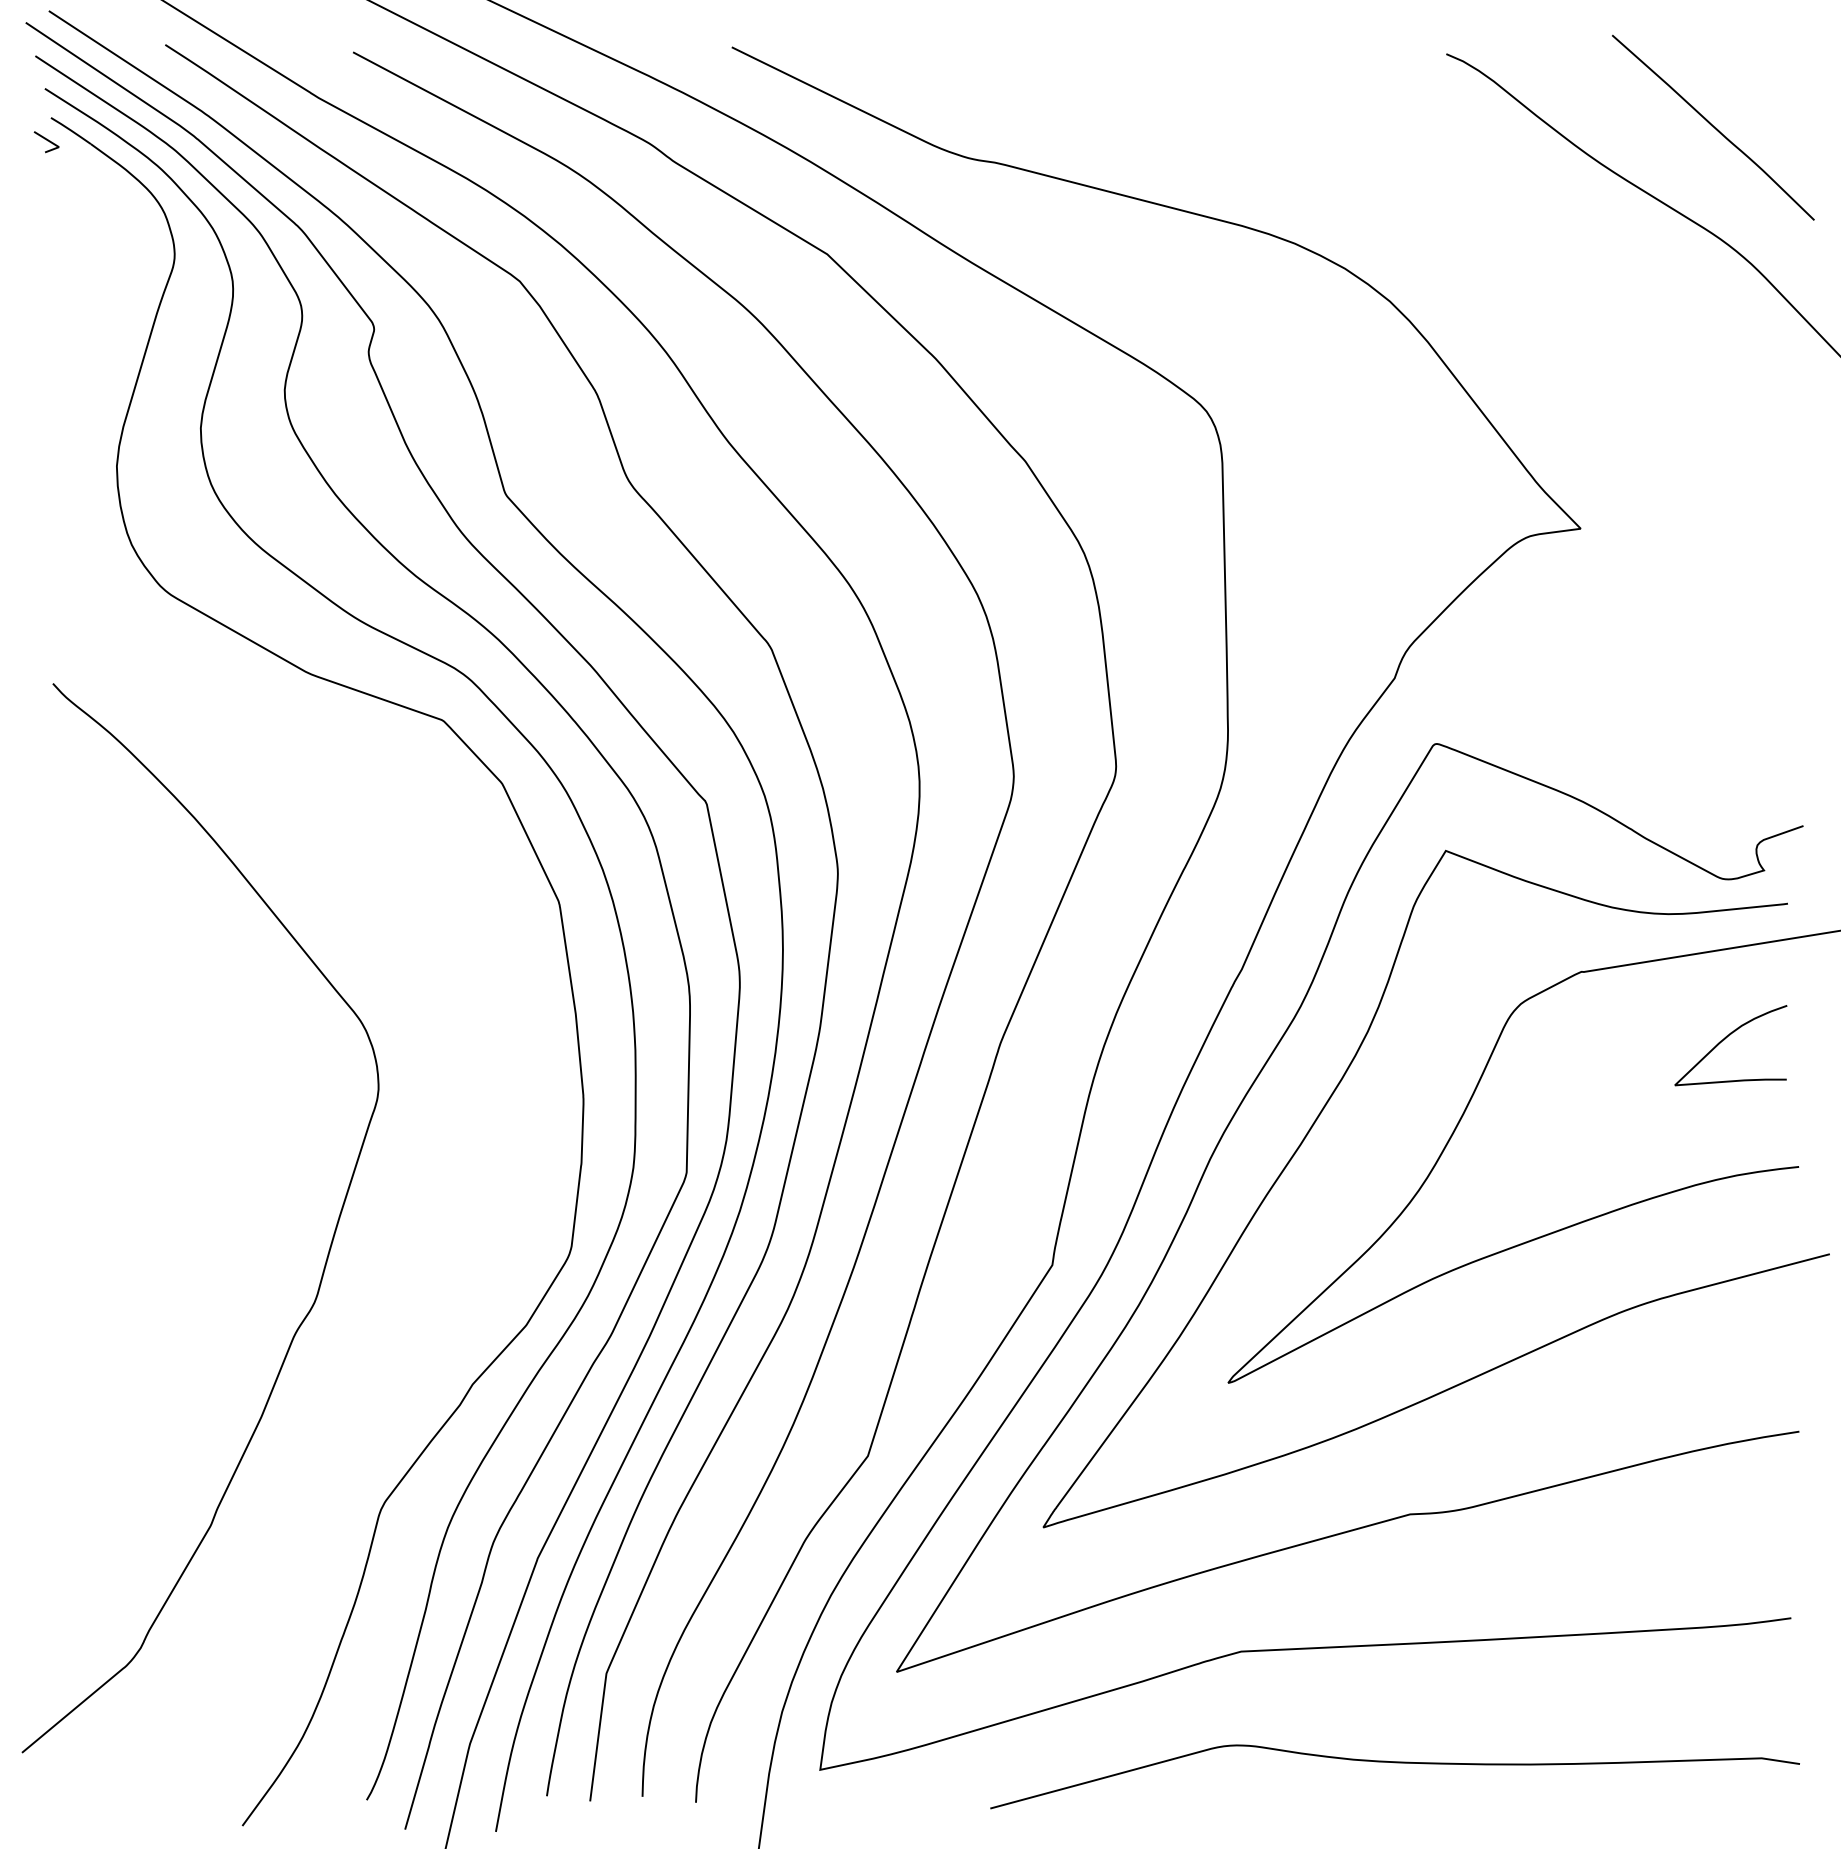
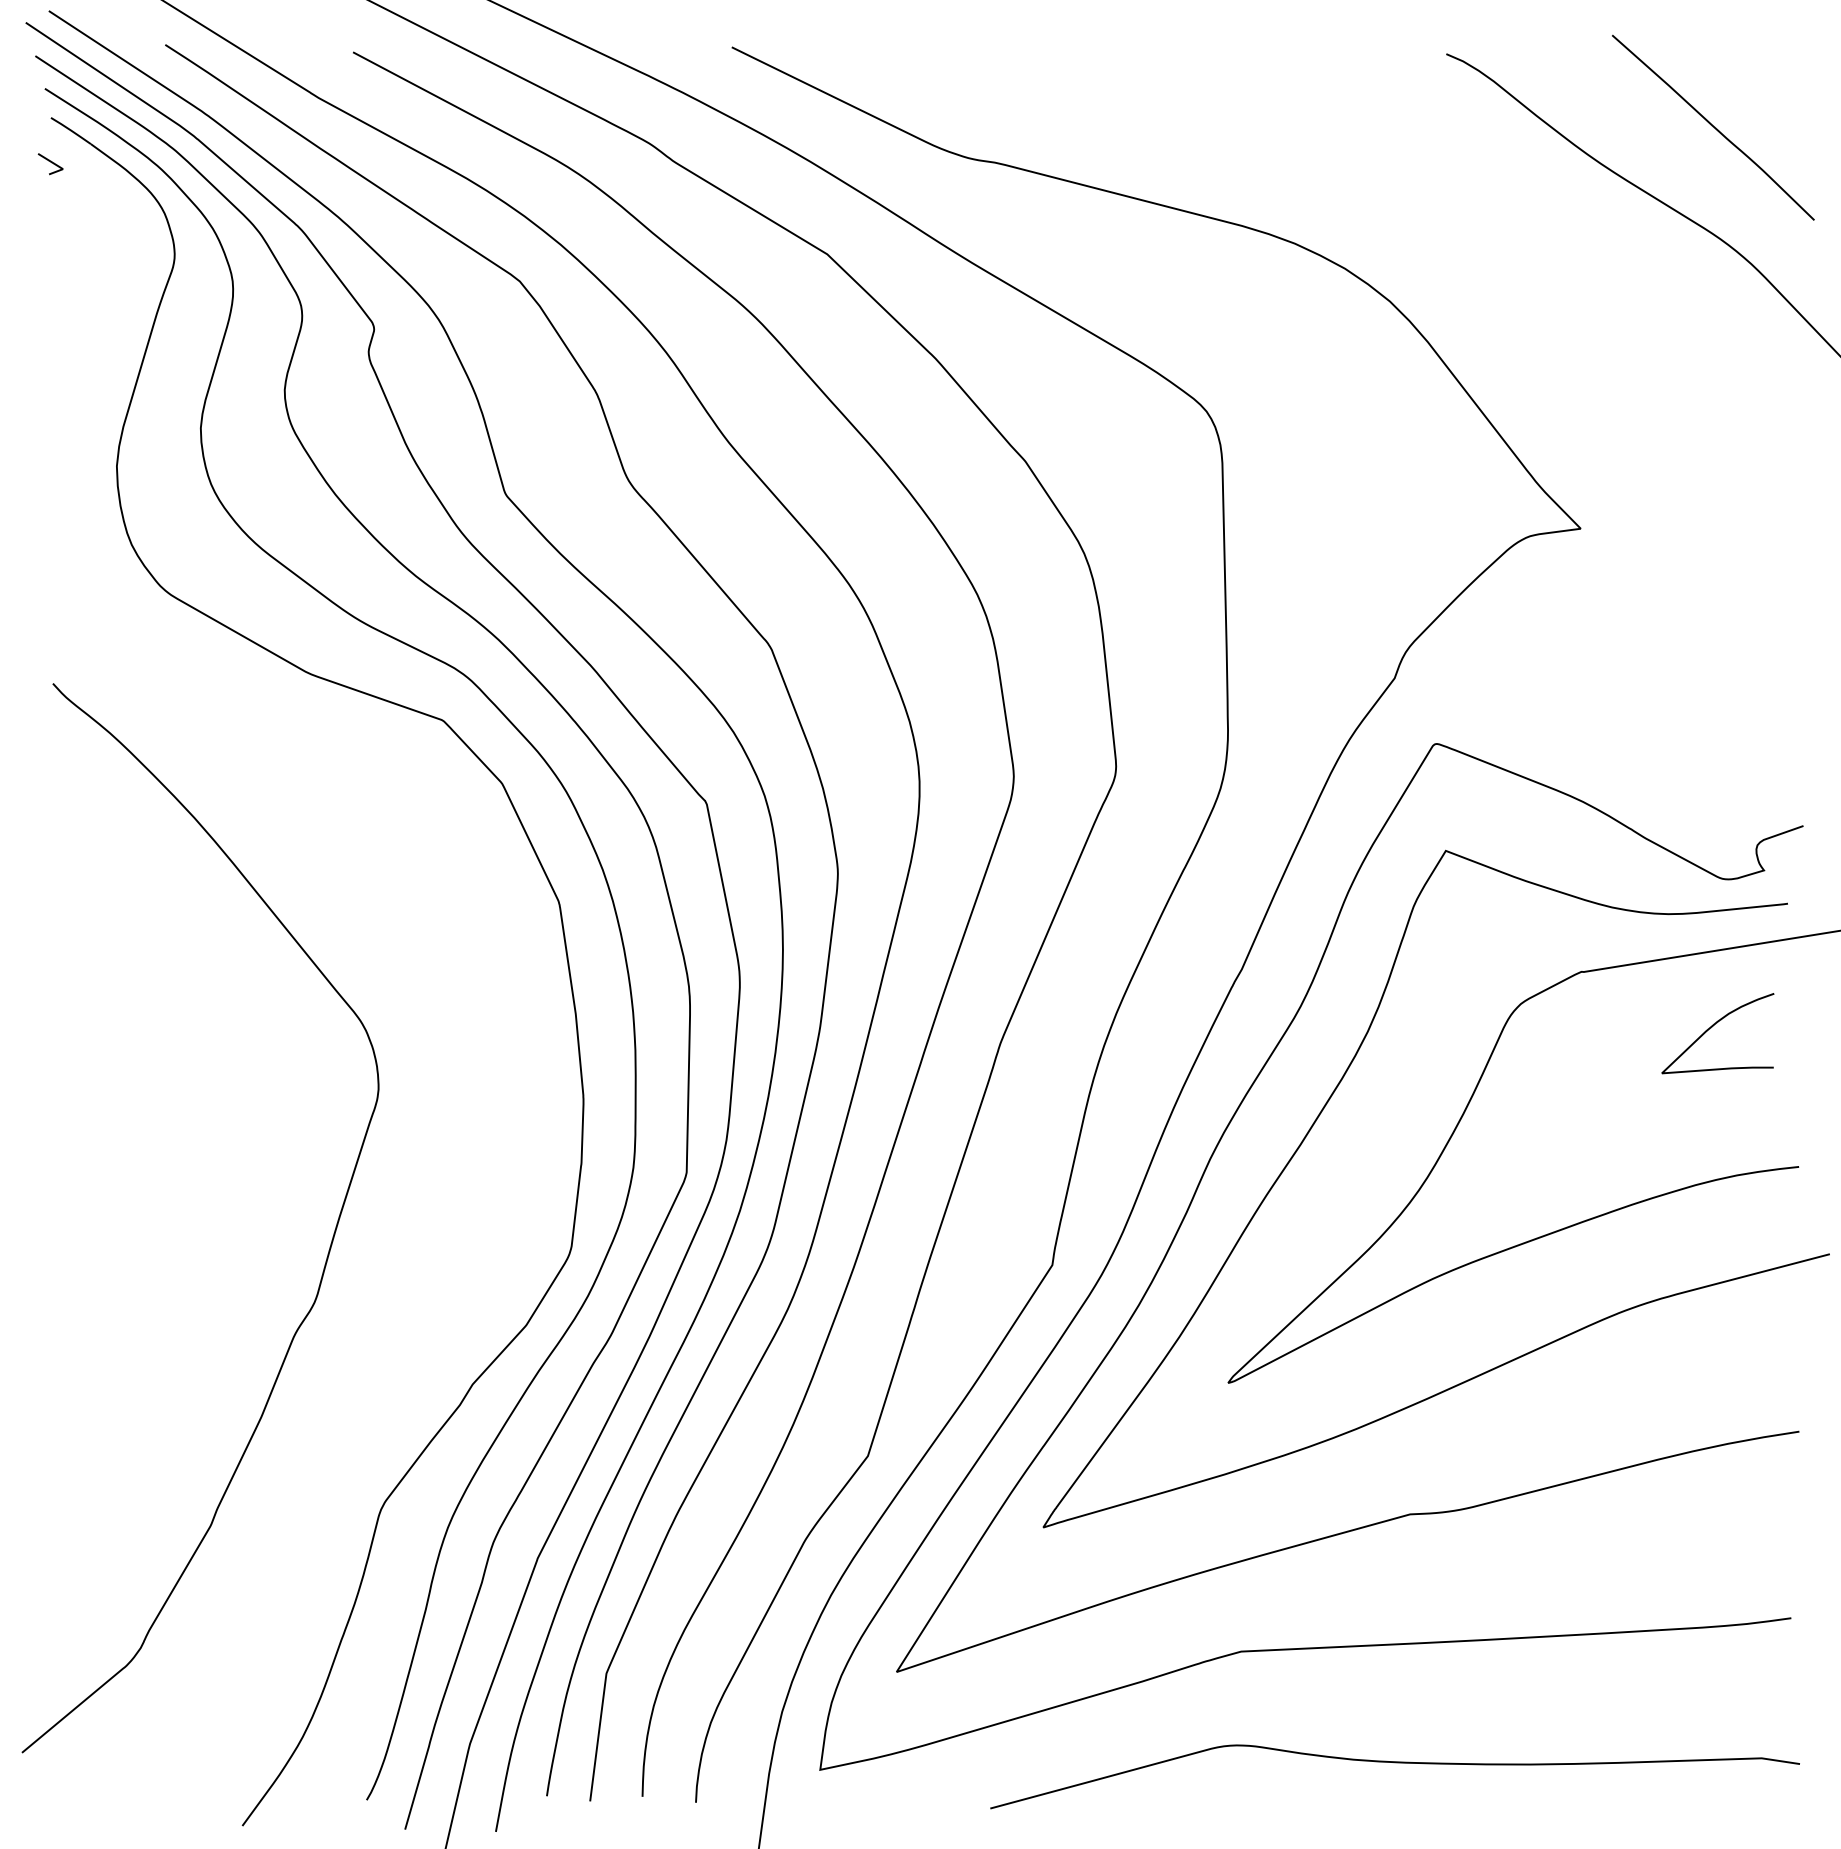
line position: (47, 141) -> (51, 163) (51, 163)
curve position: (1725, 1039) -> (1712, 1027) (1712, 1027)
